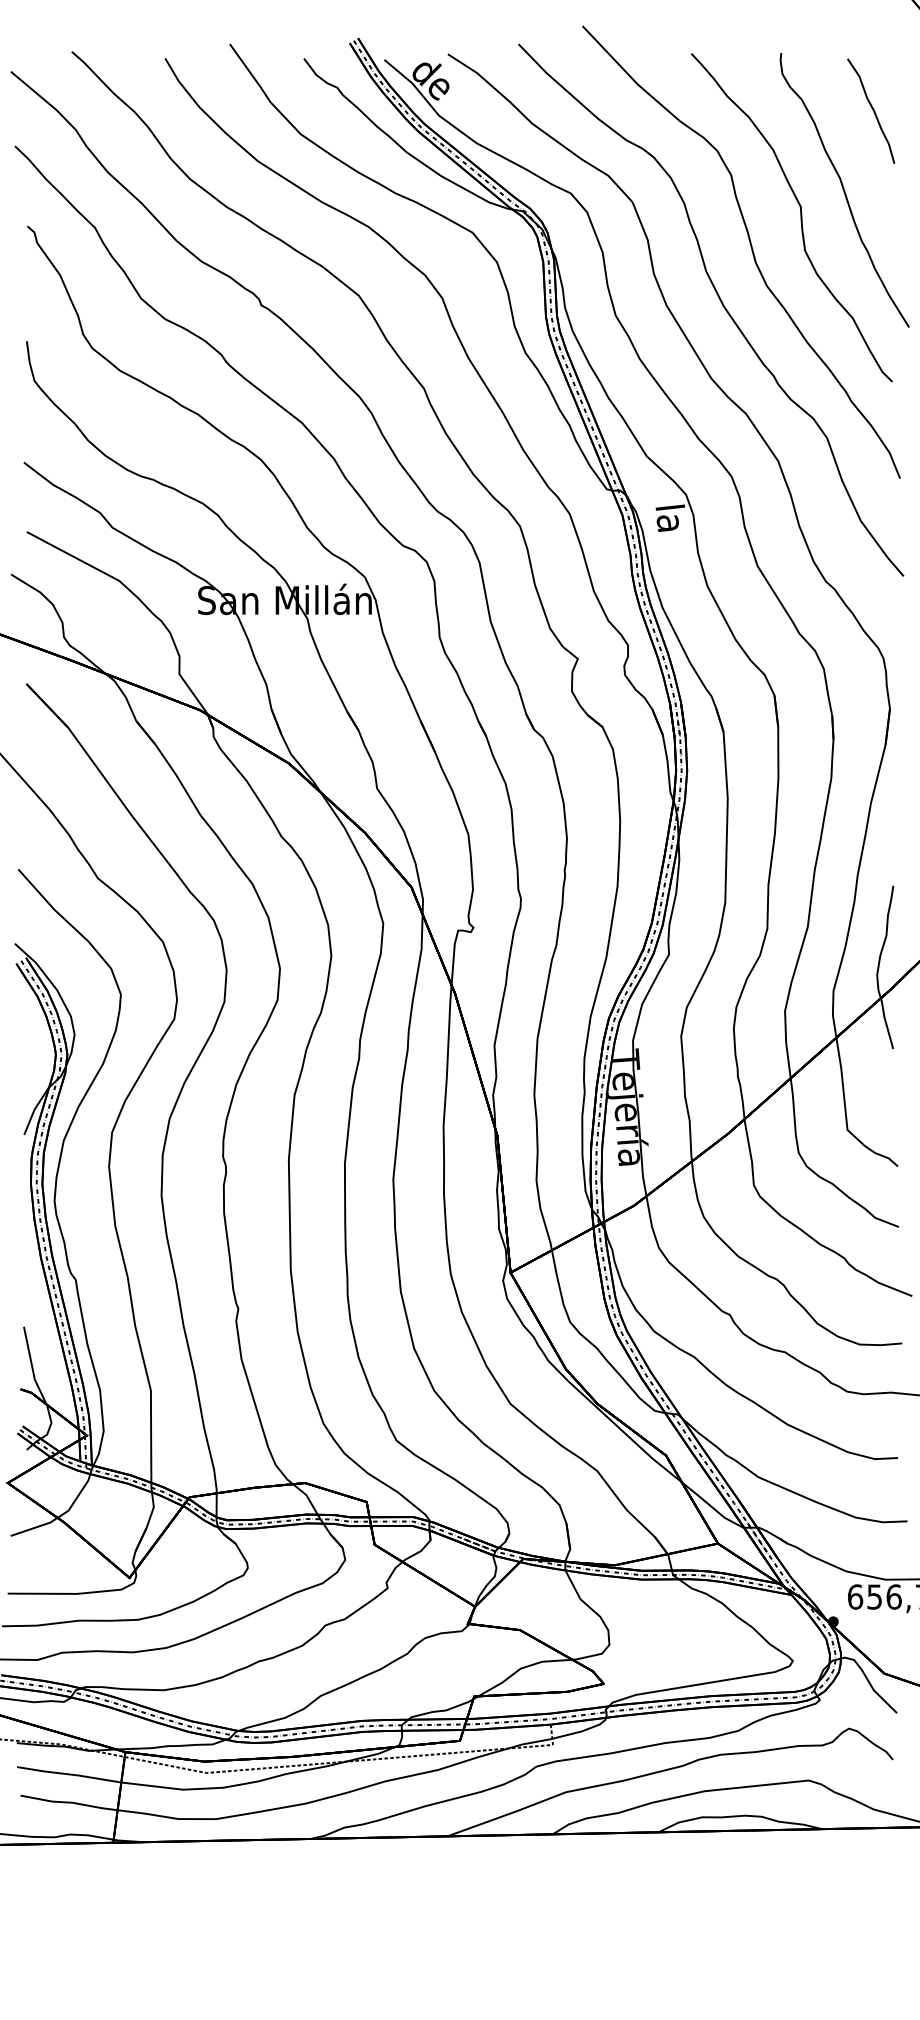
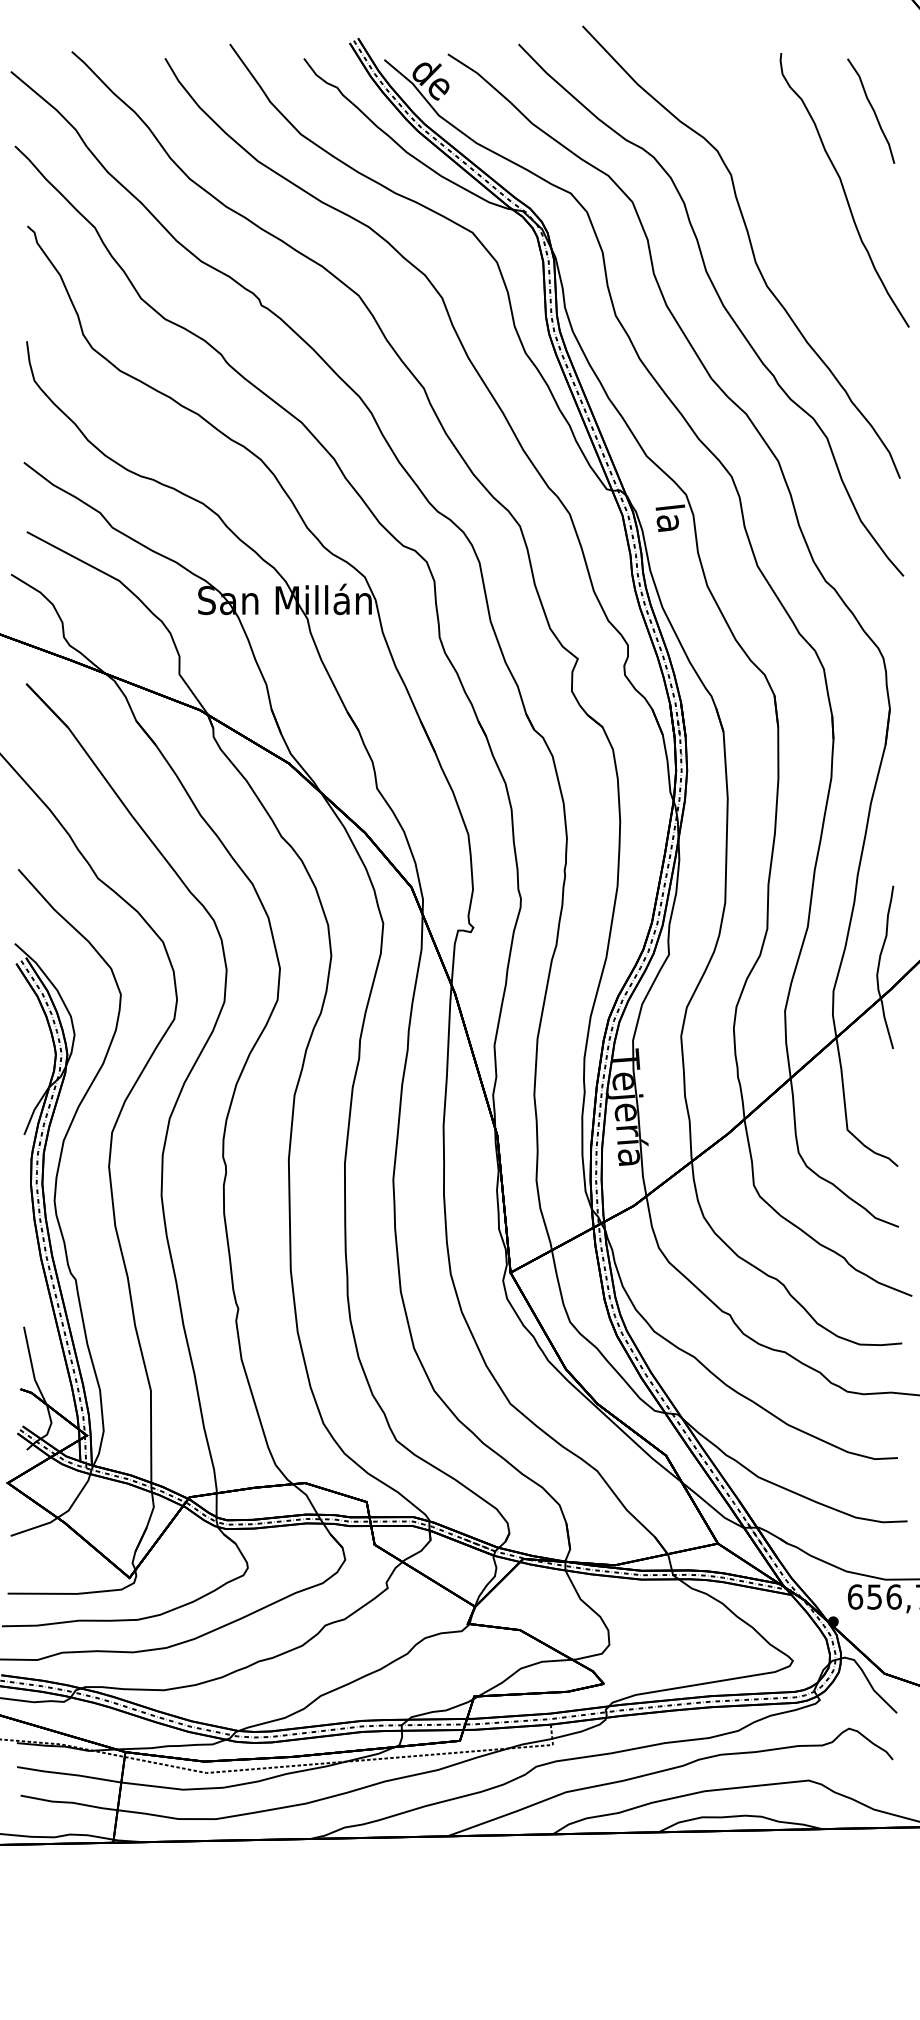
curve: present -> none (800, 217)
